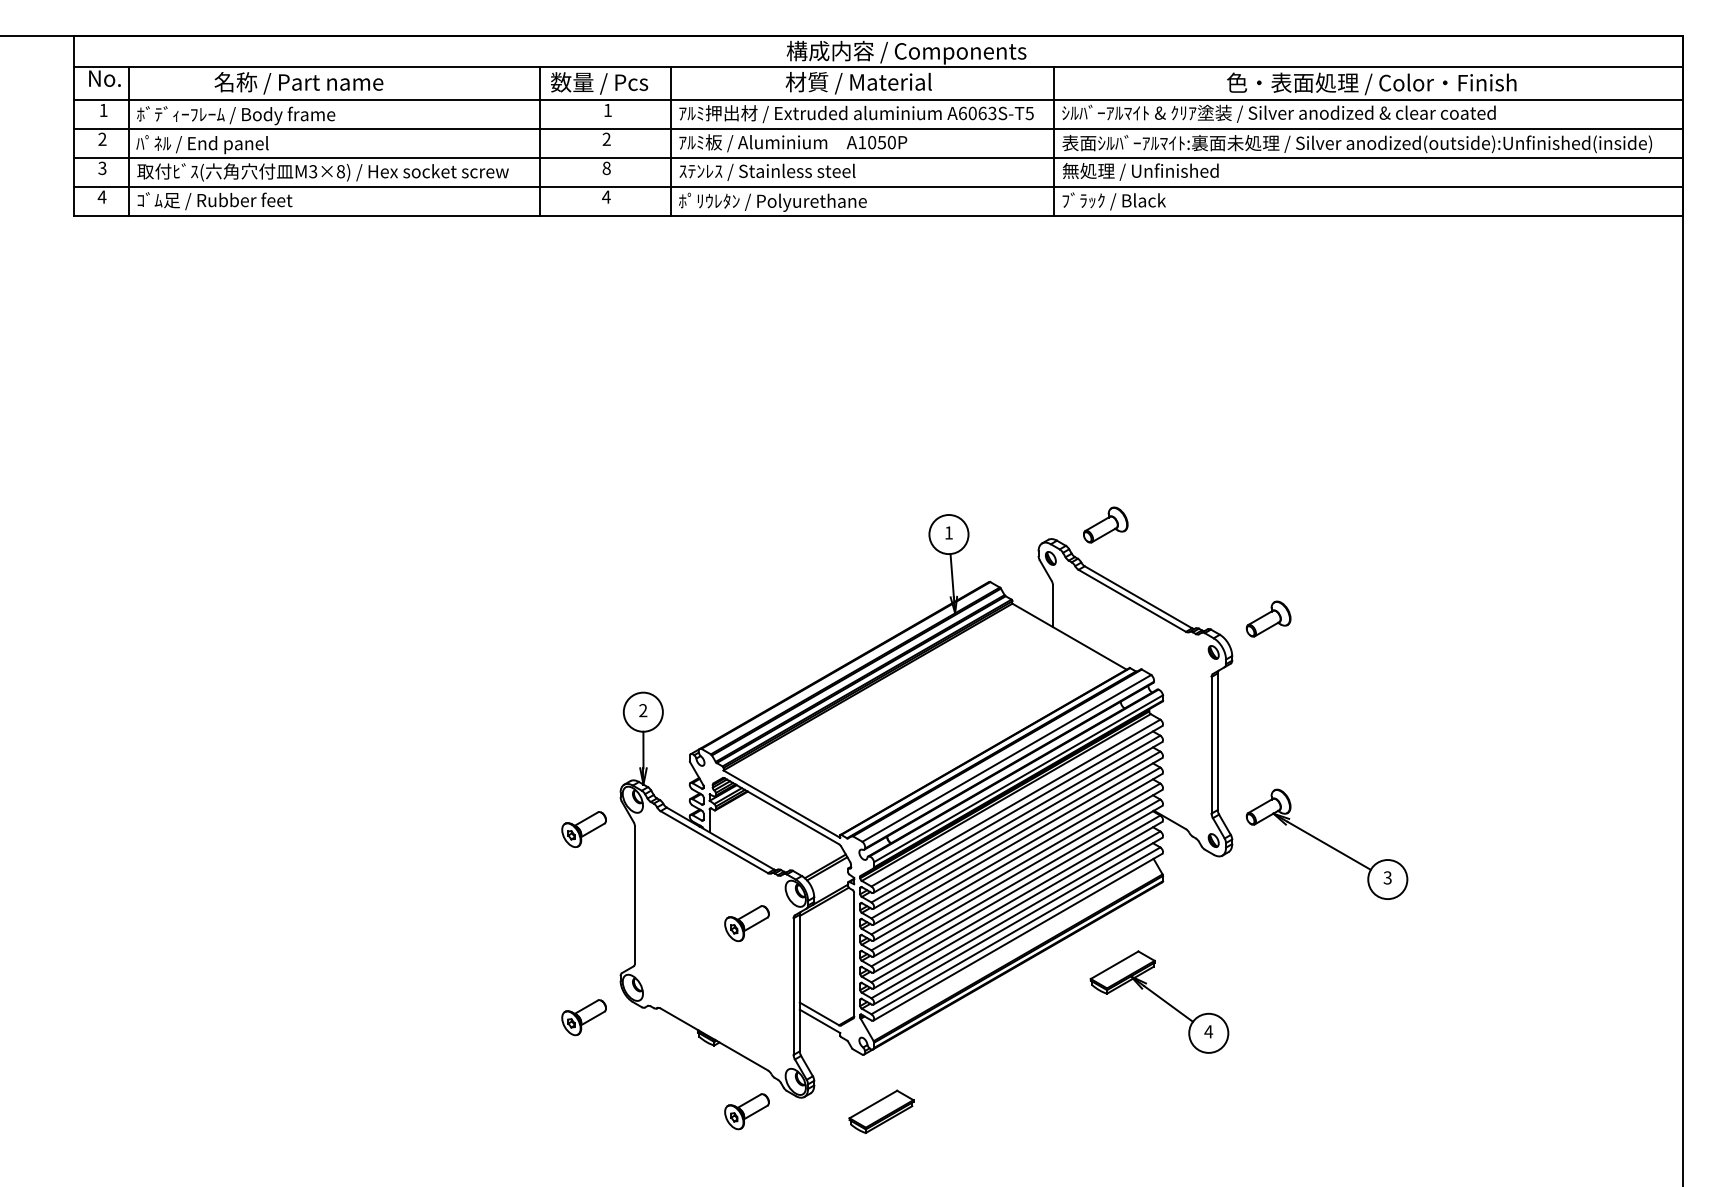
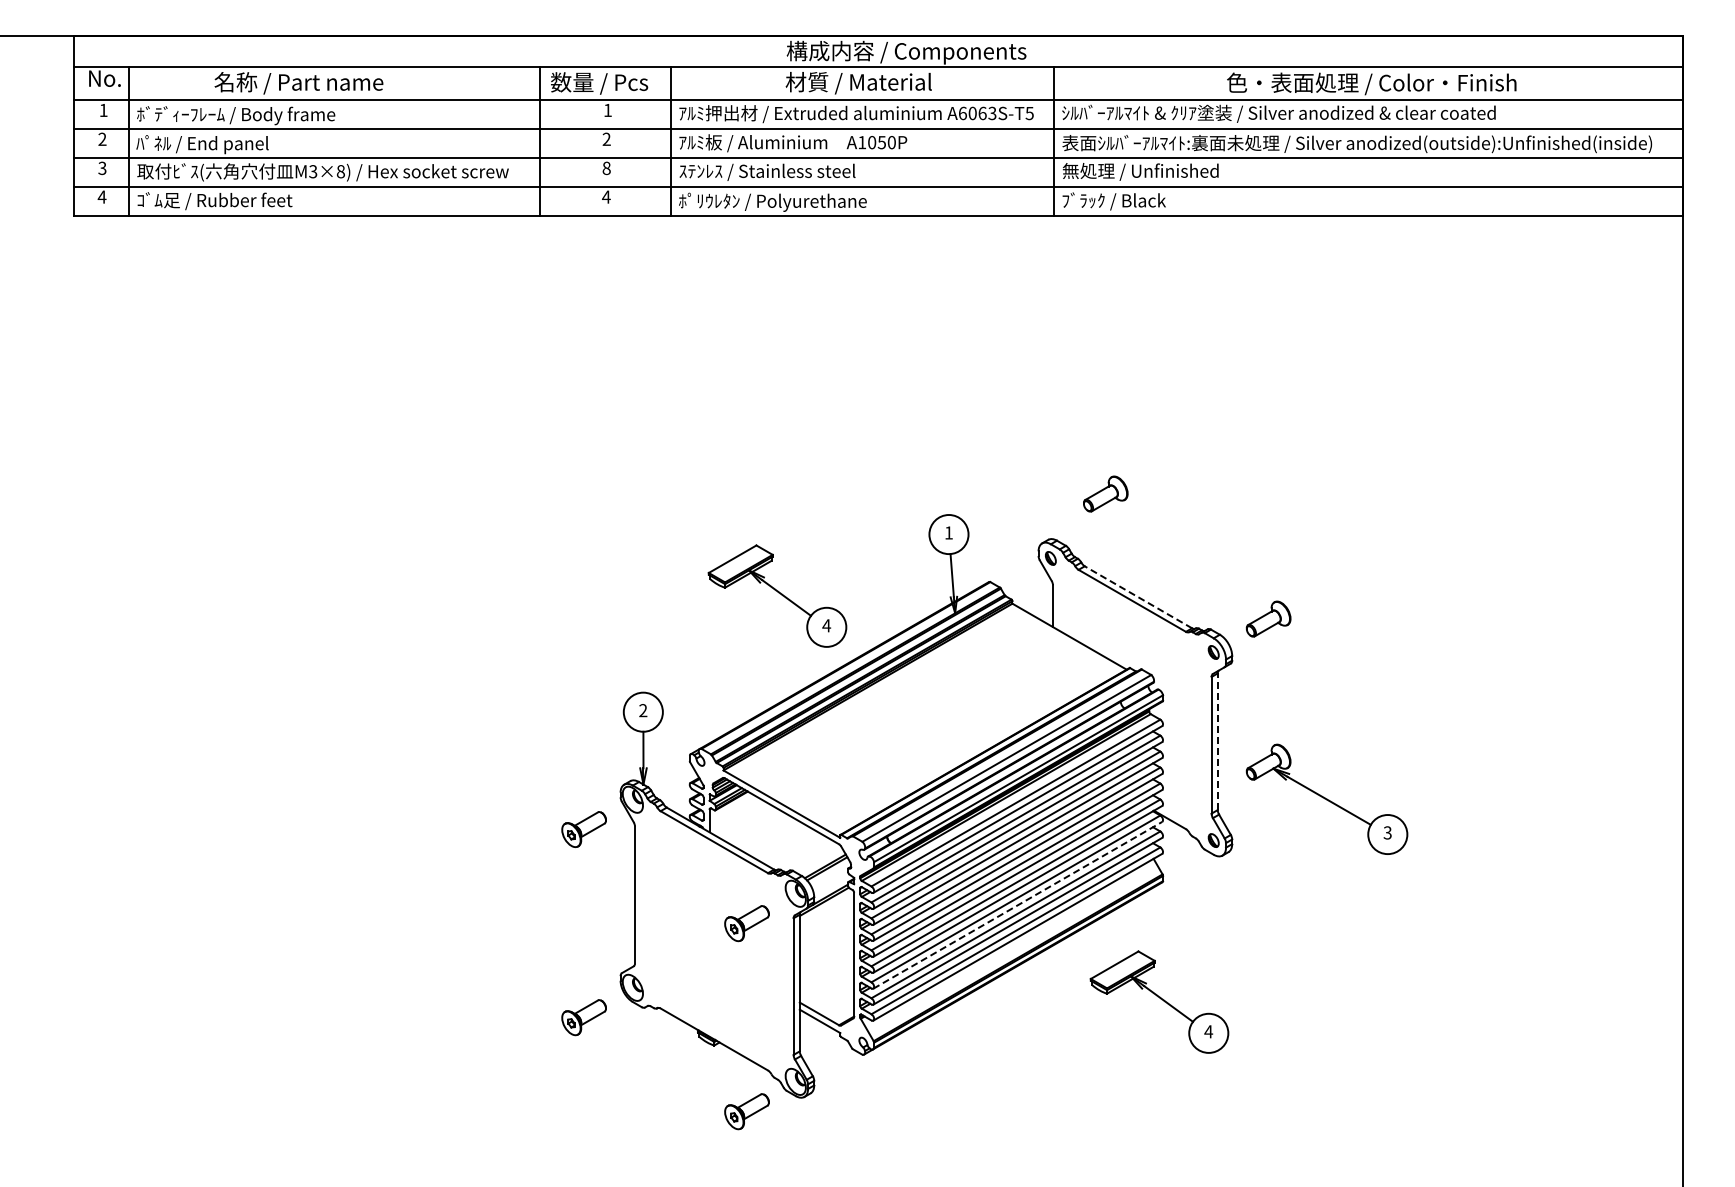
part position: (1105, 524) -> (1105, 493) (1105, 493)
part: none -> present (777, 595)
line: solid -> dashed (1138, 597)
line: solid -> dashed (1217, 741)
part position: (1326, 843) -> (1326, 798) (1326, 798)
line: solid -> dashed (1017, 905)
part: present -> none (881, 1111)
